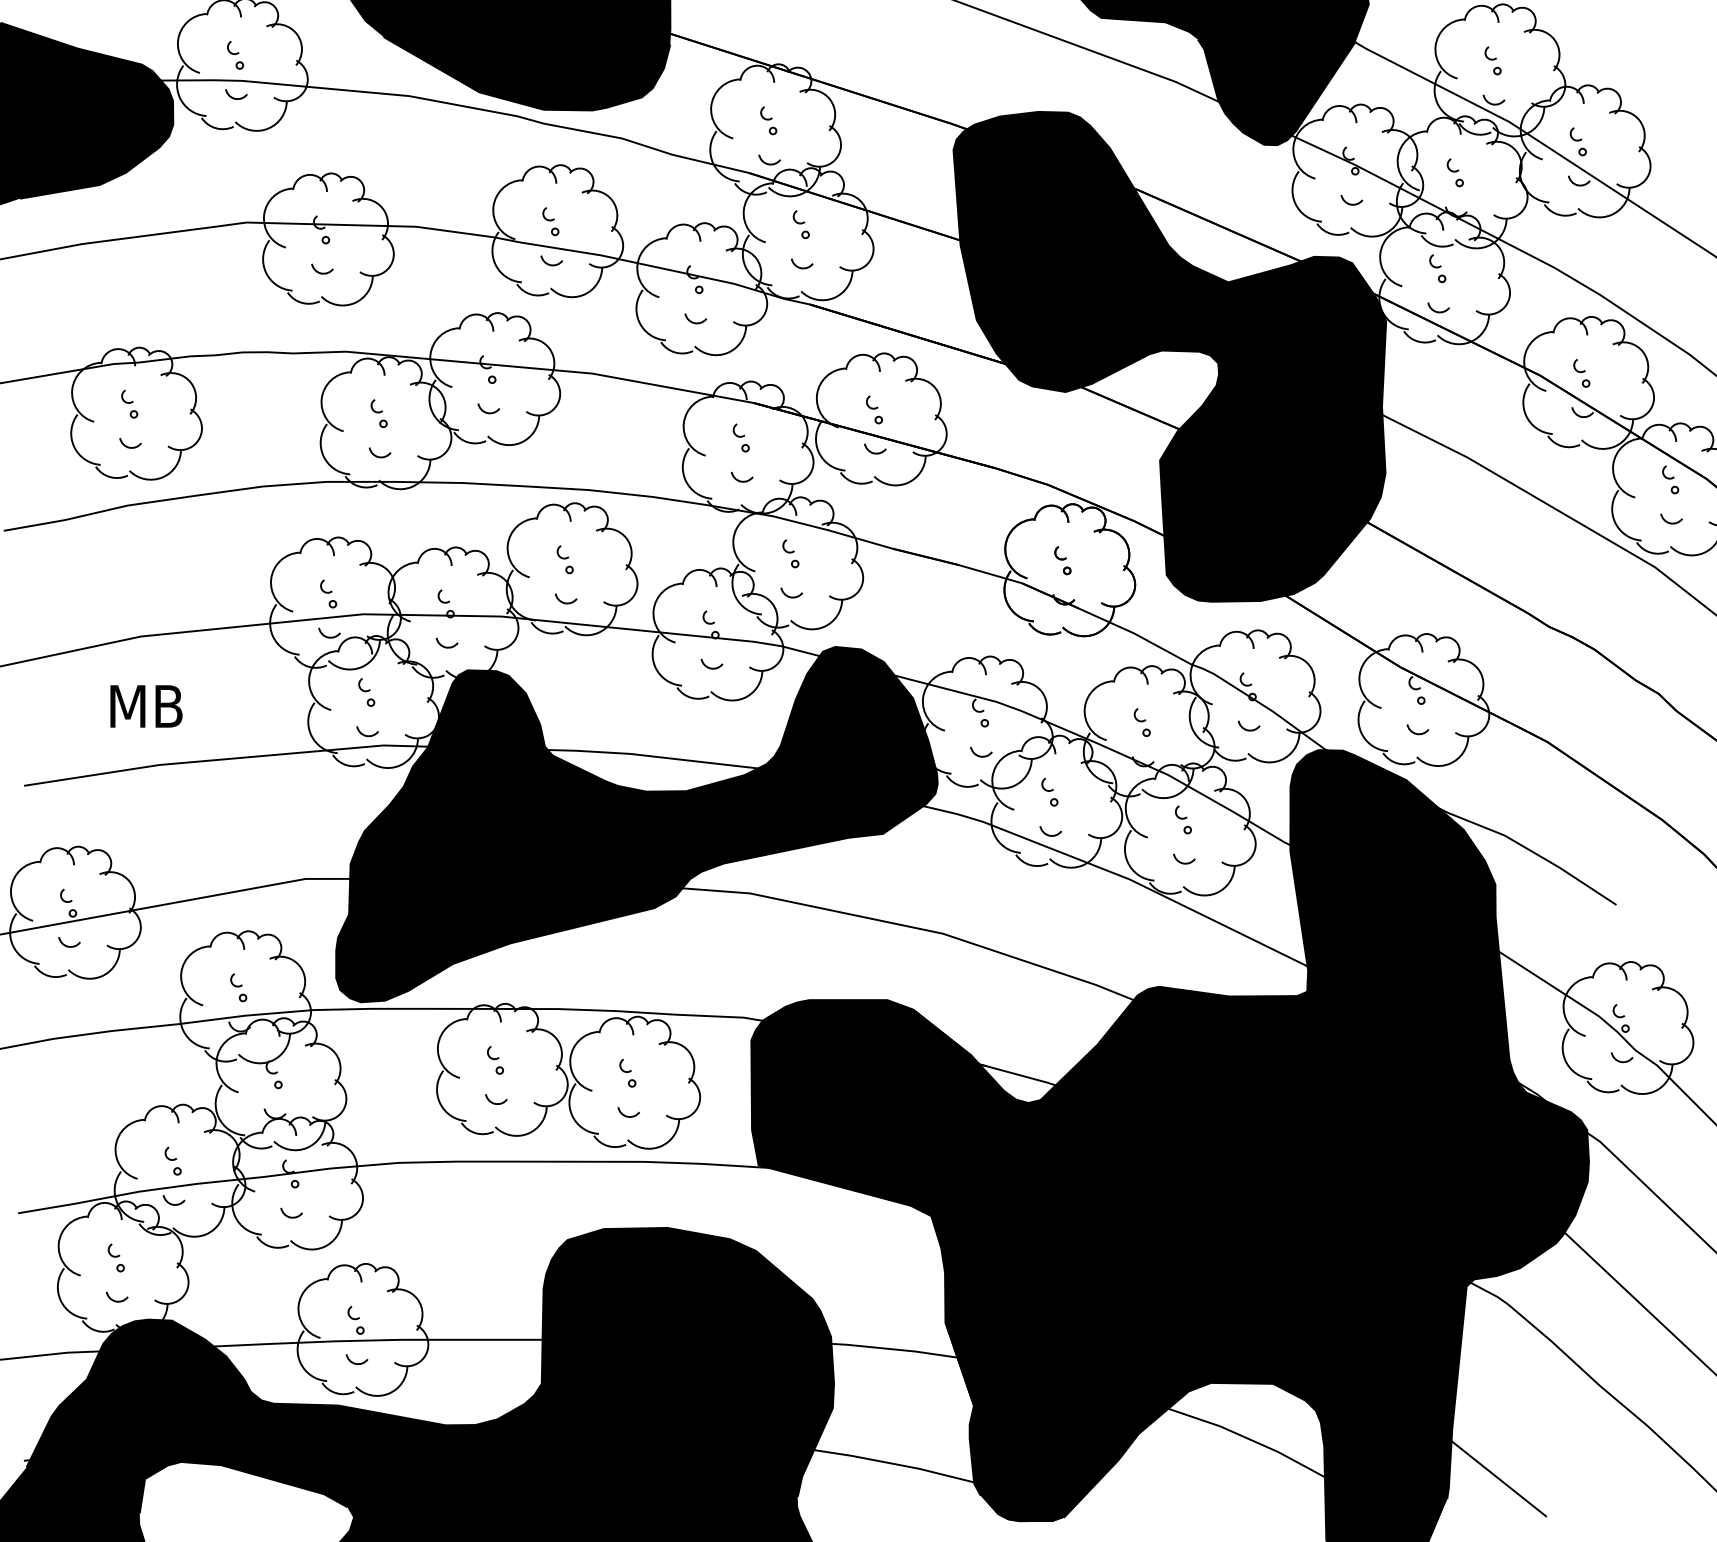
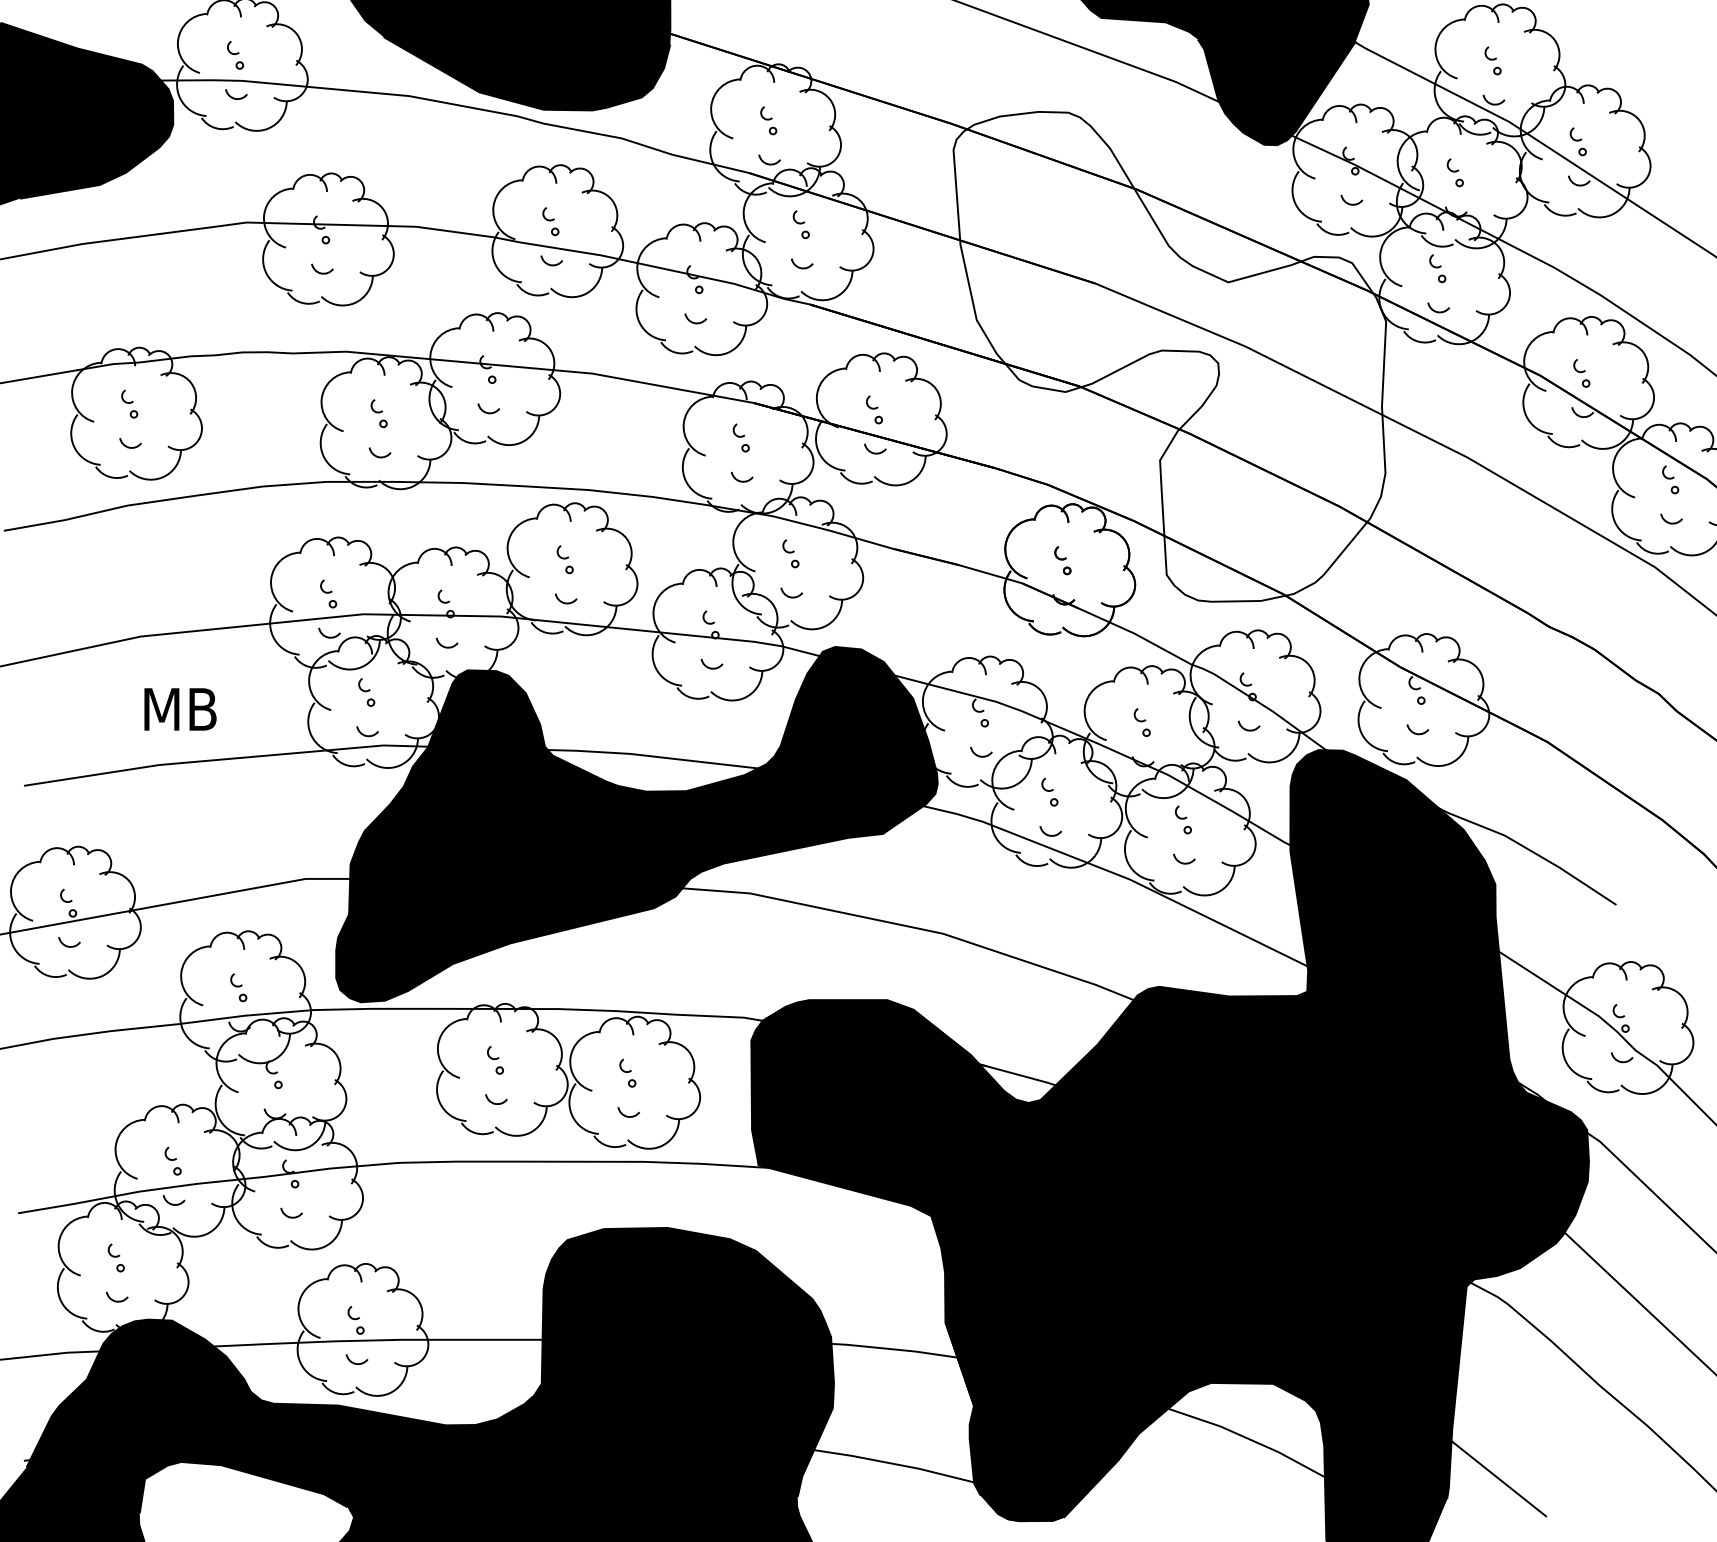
fill: present -> none (1169, 356)
text position: (146, 706) -> (180, 709) (180, 709)
